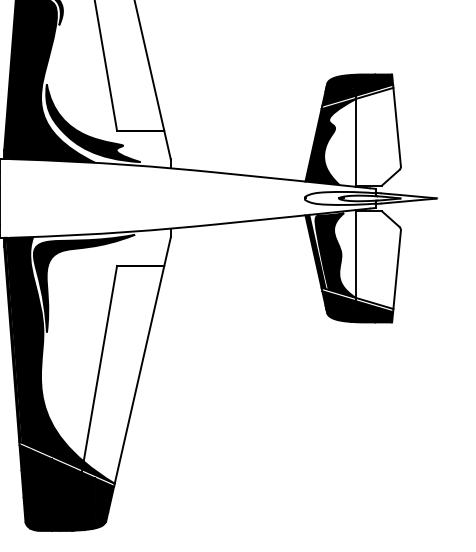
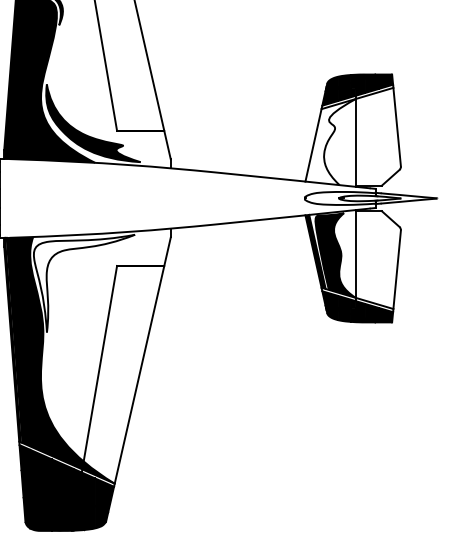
fill: present -> none (330, 142)
fill: present -> none (84, 283)
